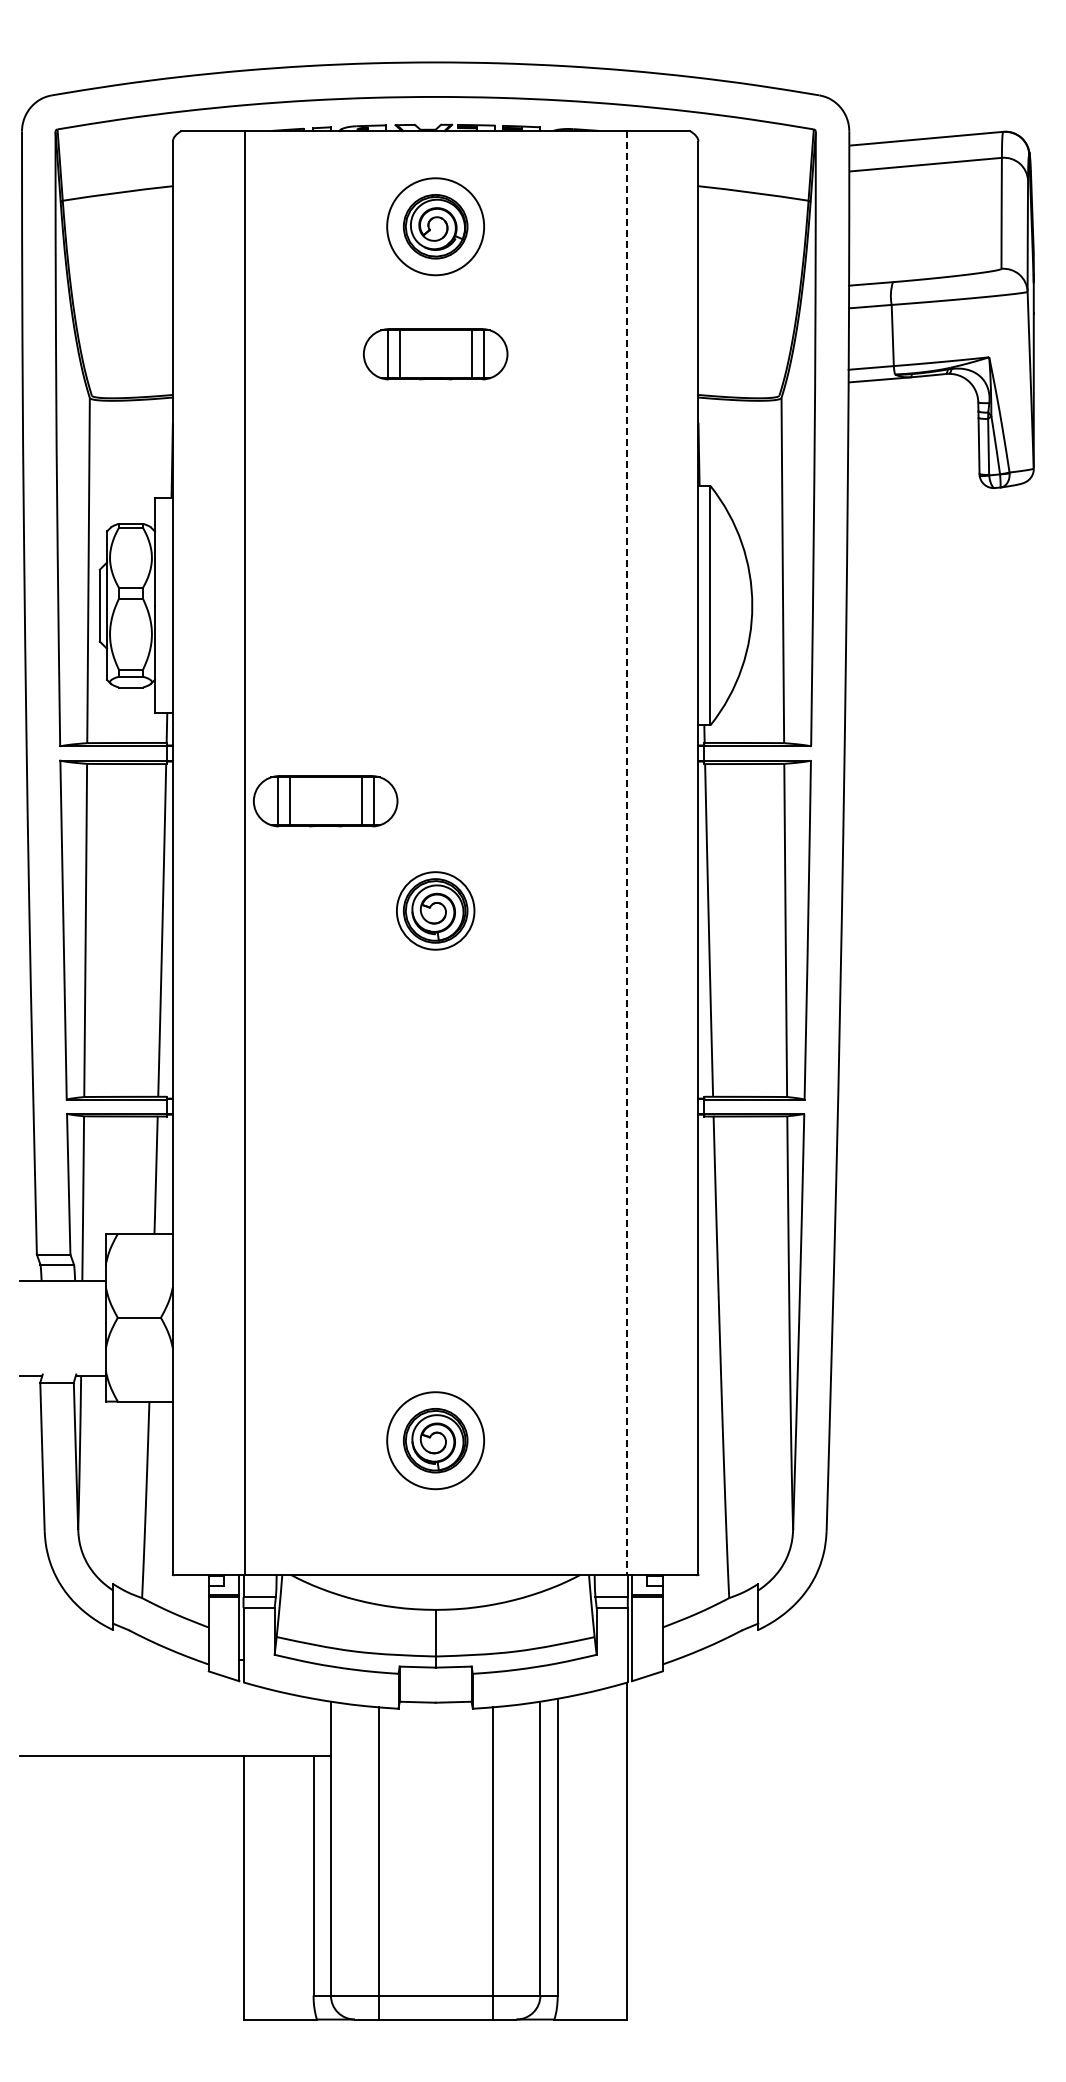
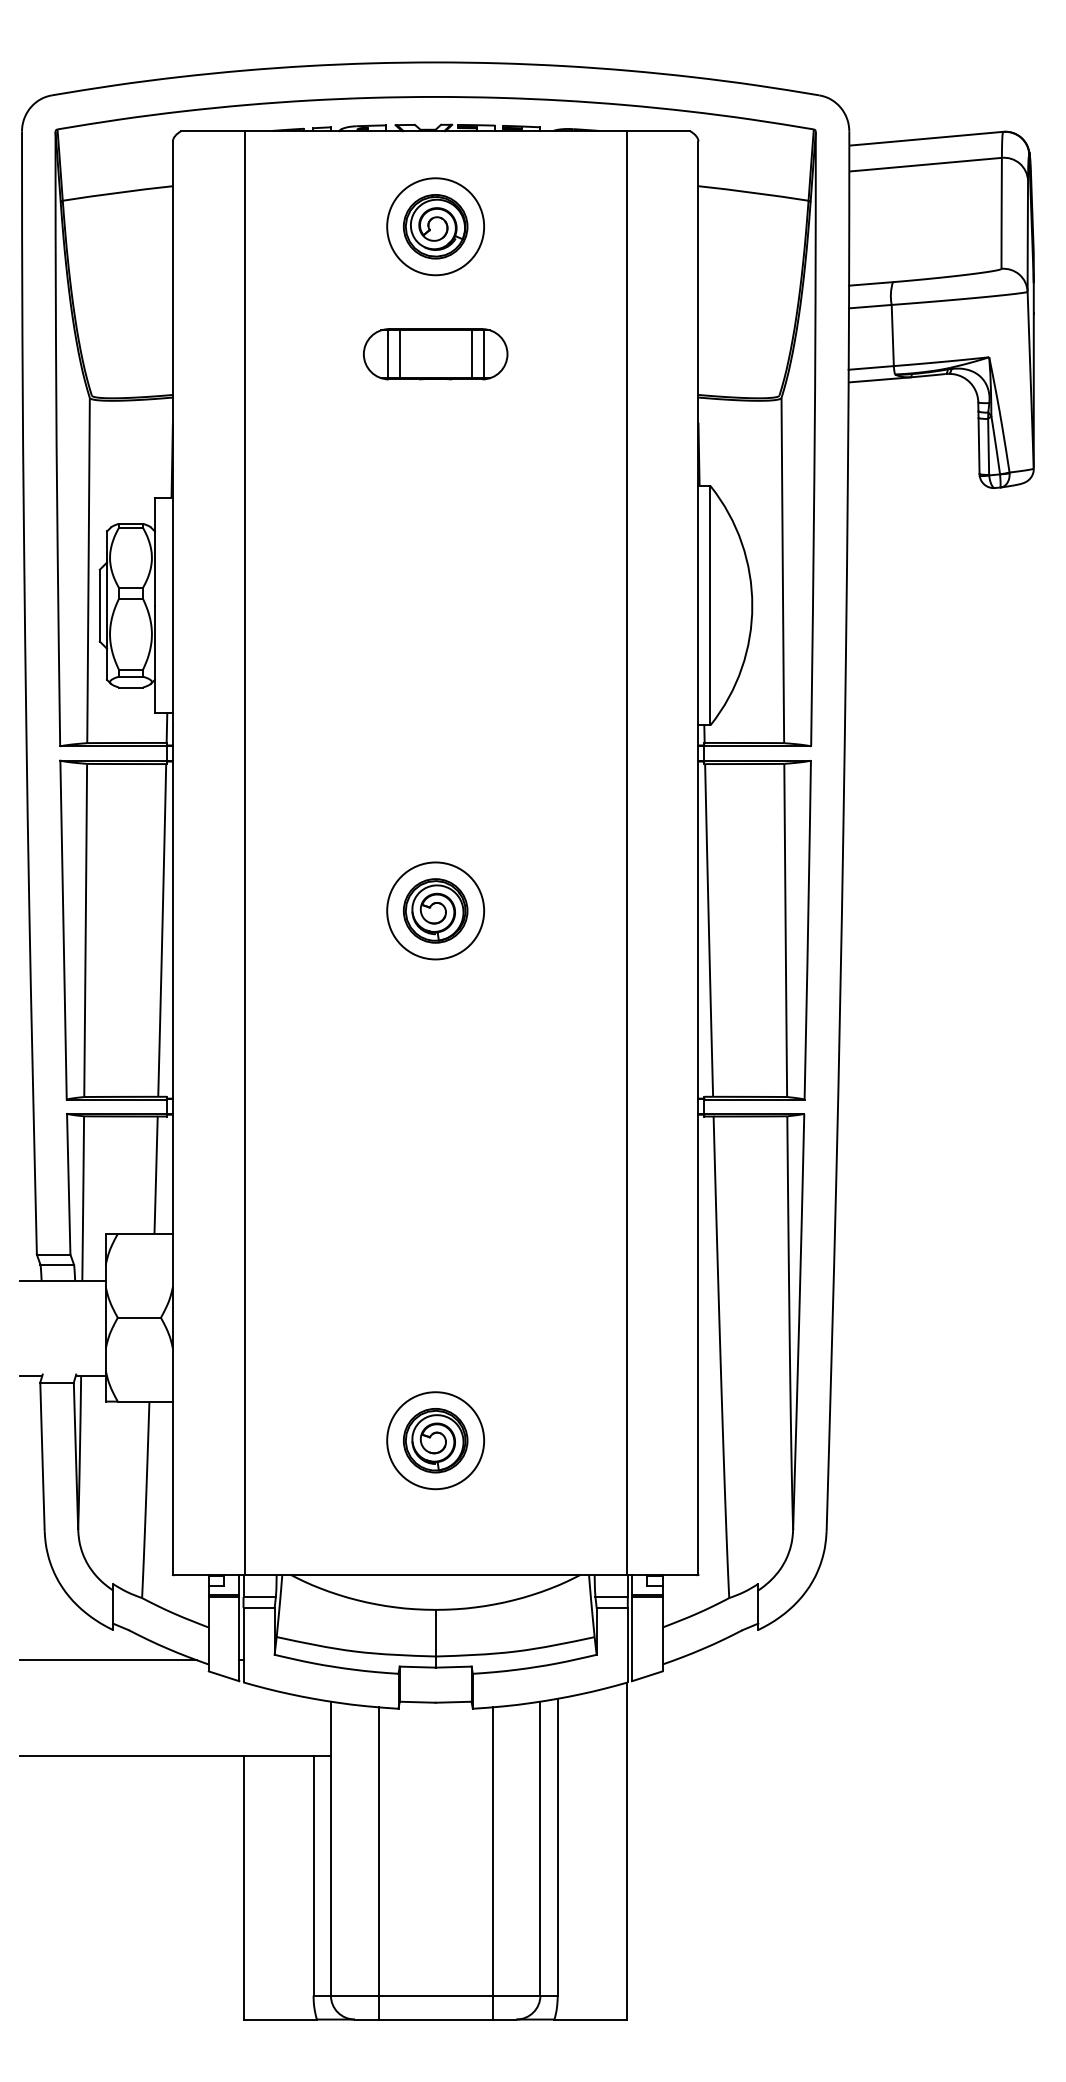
part: present -> none (325, 801)
line: dashed -> solid (626, 853)
circle diameter: 78 px -> 97 px (435, 910)
line: none -> present (108, 1660)
